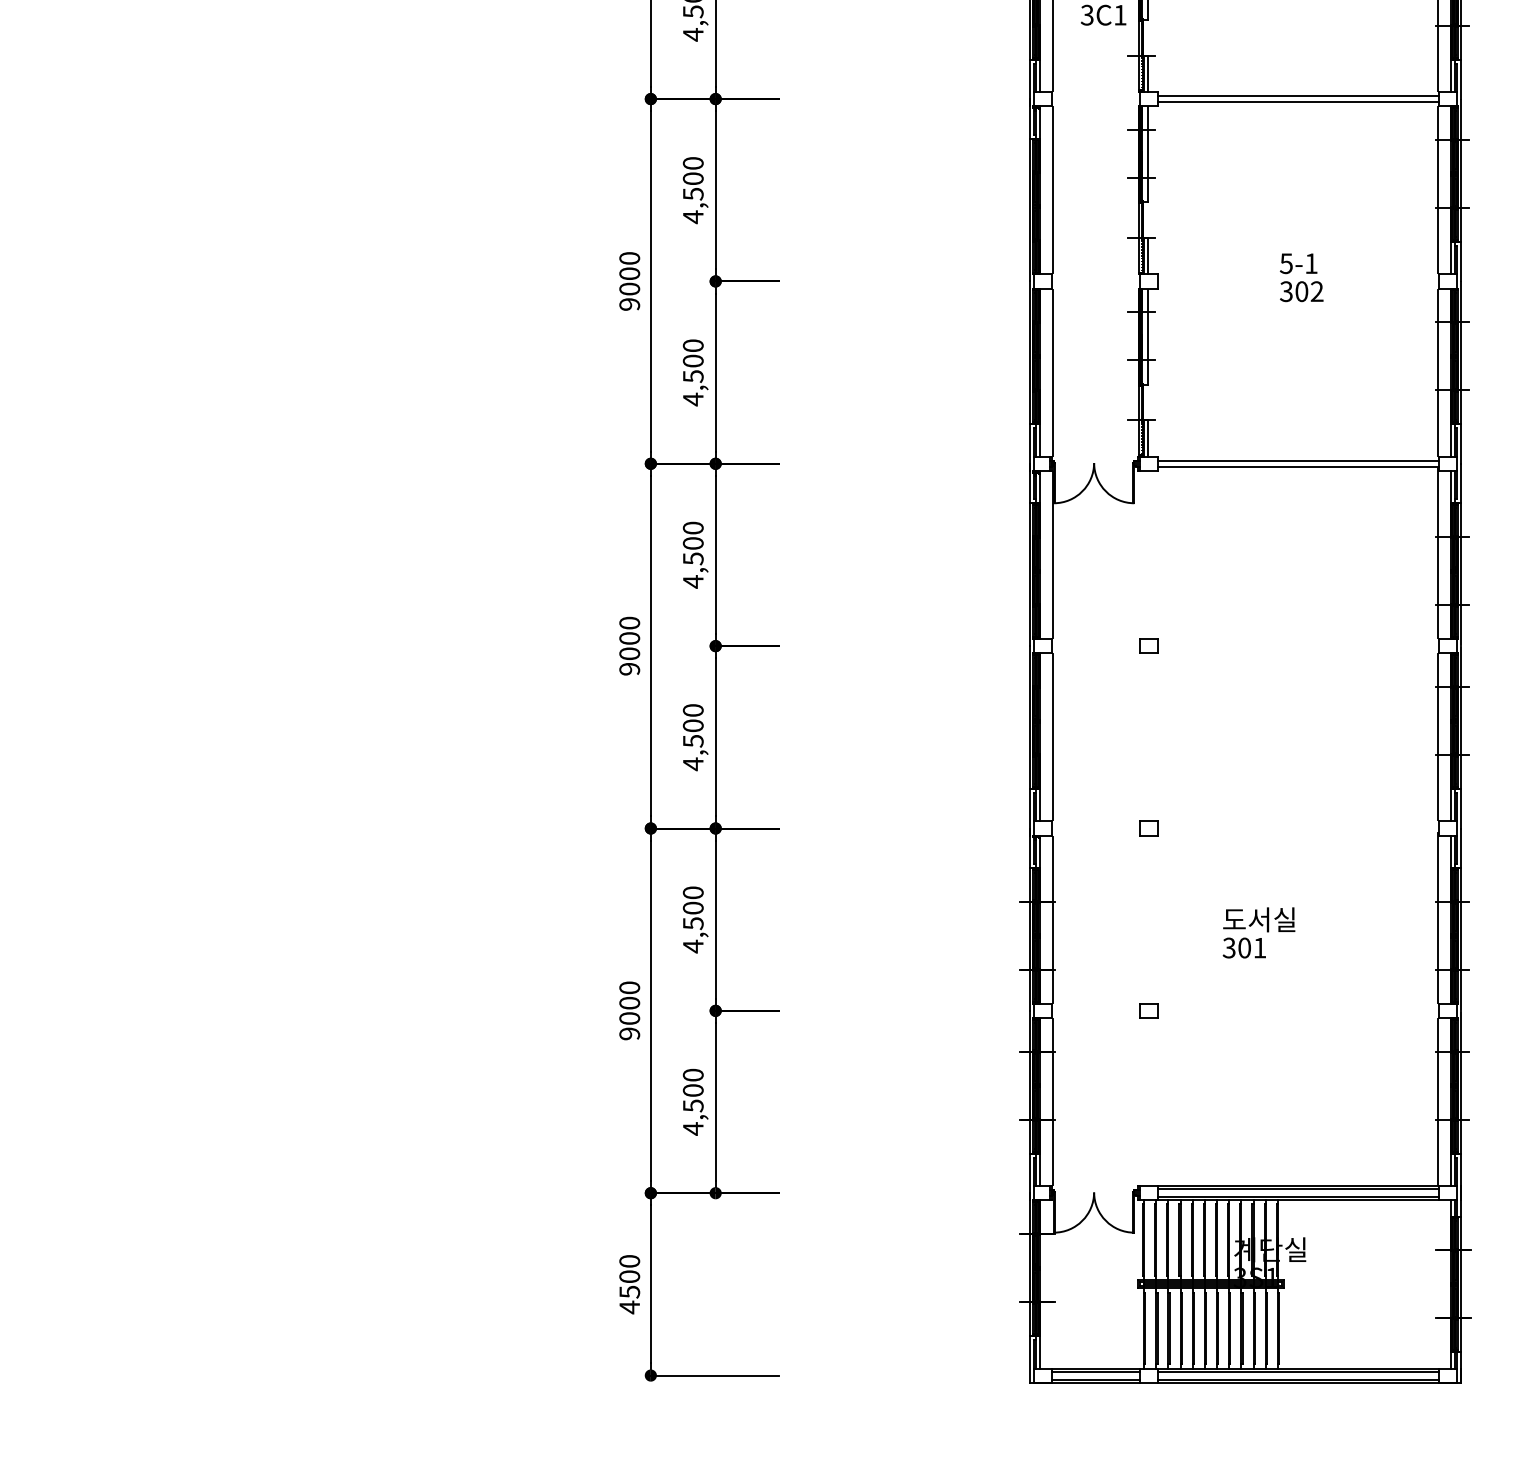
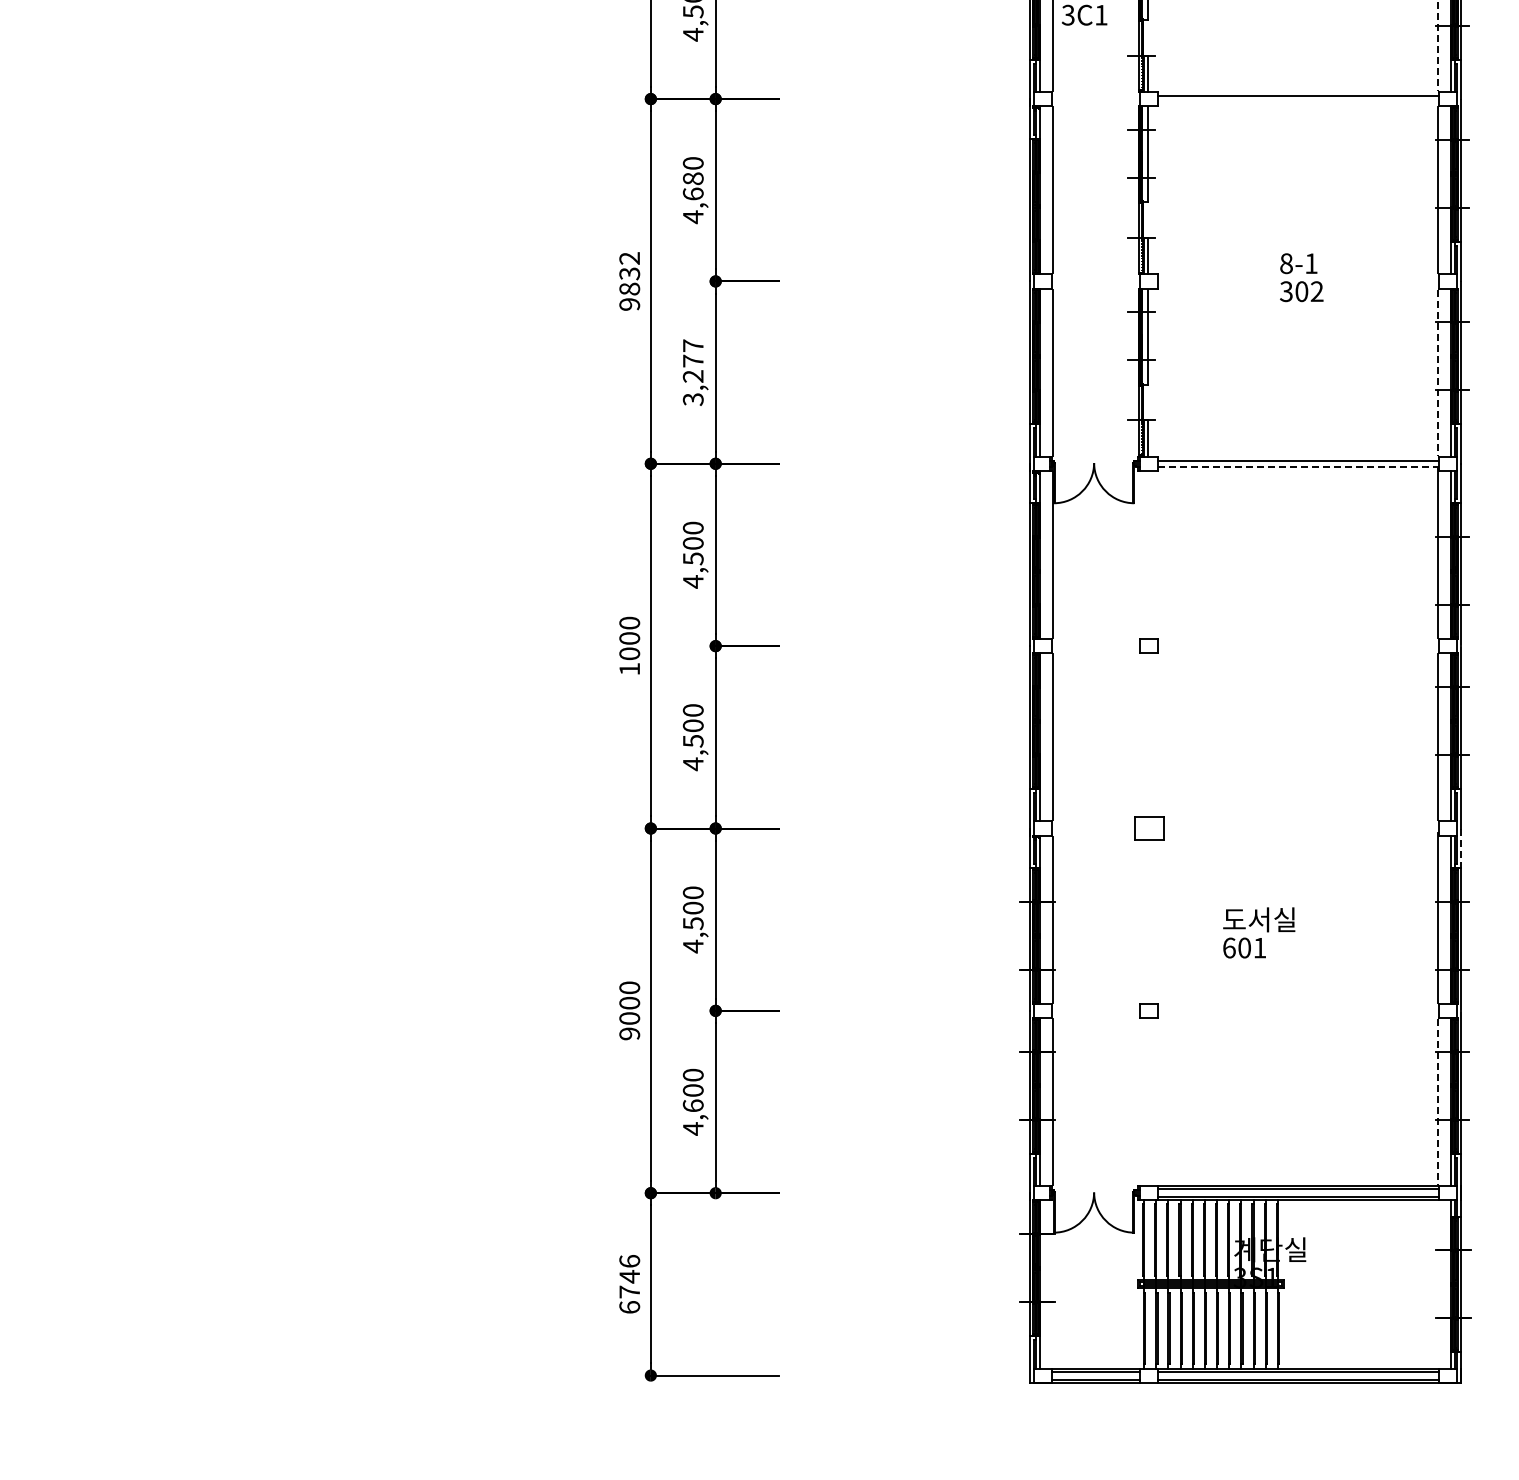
text position: (1103, 14) -> (1084, 14) (1084, 14)
line: solid -> dashed (1437, 46)
line: present -> none (1298, 102)
text: 4,500 -> 4,680 (692, 186)
text: 5-1 -> 8-1 (1285, 263)
text: 9000 -> 9832 (629, 273)
text: 4,500 -> 3,277 (692, 372)
line: solid -> dashed (1437, 373)
line: solid -> dashed (1299, 466)
text: 9000 -> 1000 (629, 669)
part size: 20x17 px -> 31x25 px (1149, 828)
line: solid -> dashed (1461, 848)
text: 301 -> 601 (1228, 947)
line: solid -> dashed (1437, 1102)
text: 4,500 -> 4,600 (692, 1105)
text: 4500 -> 6746 (629, 1284)
